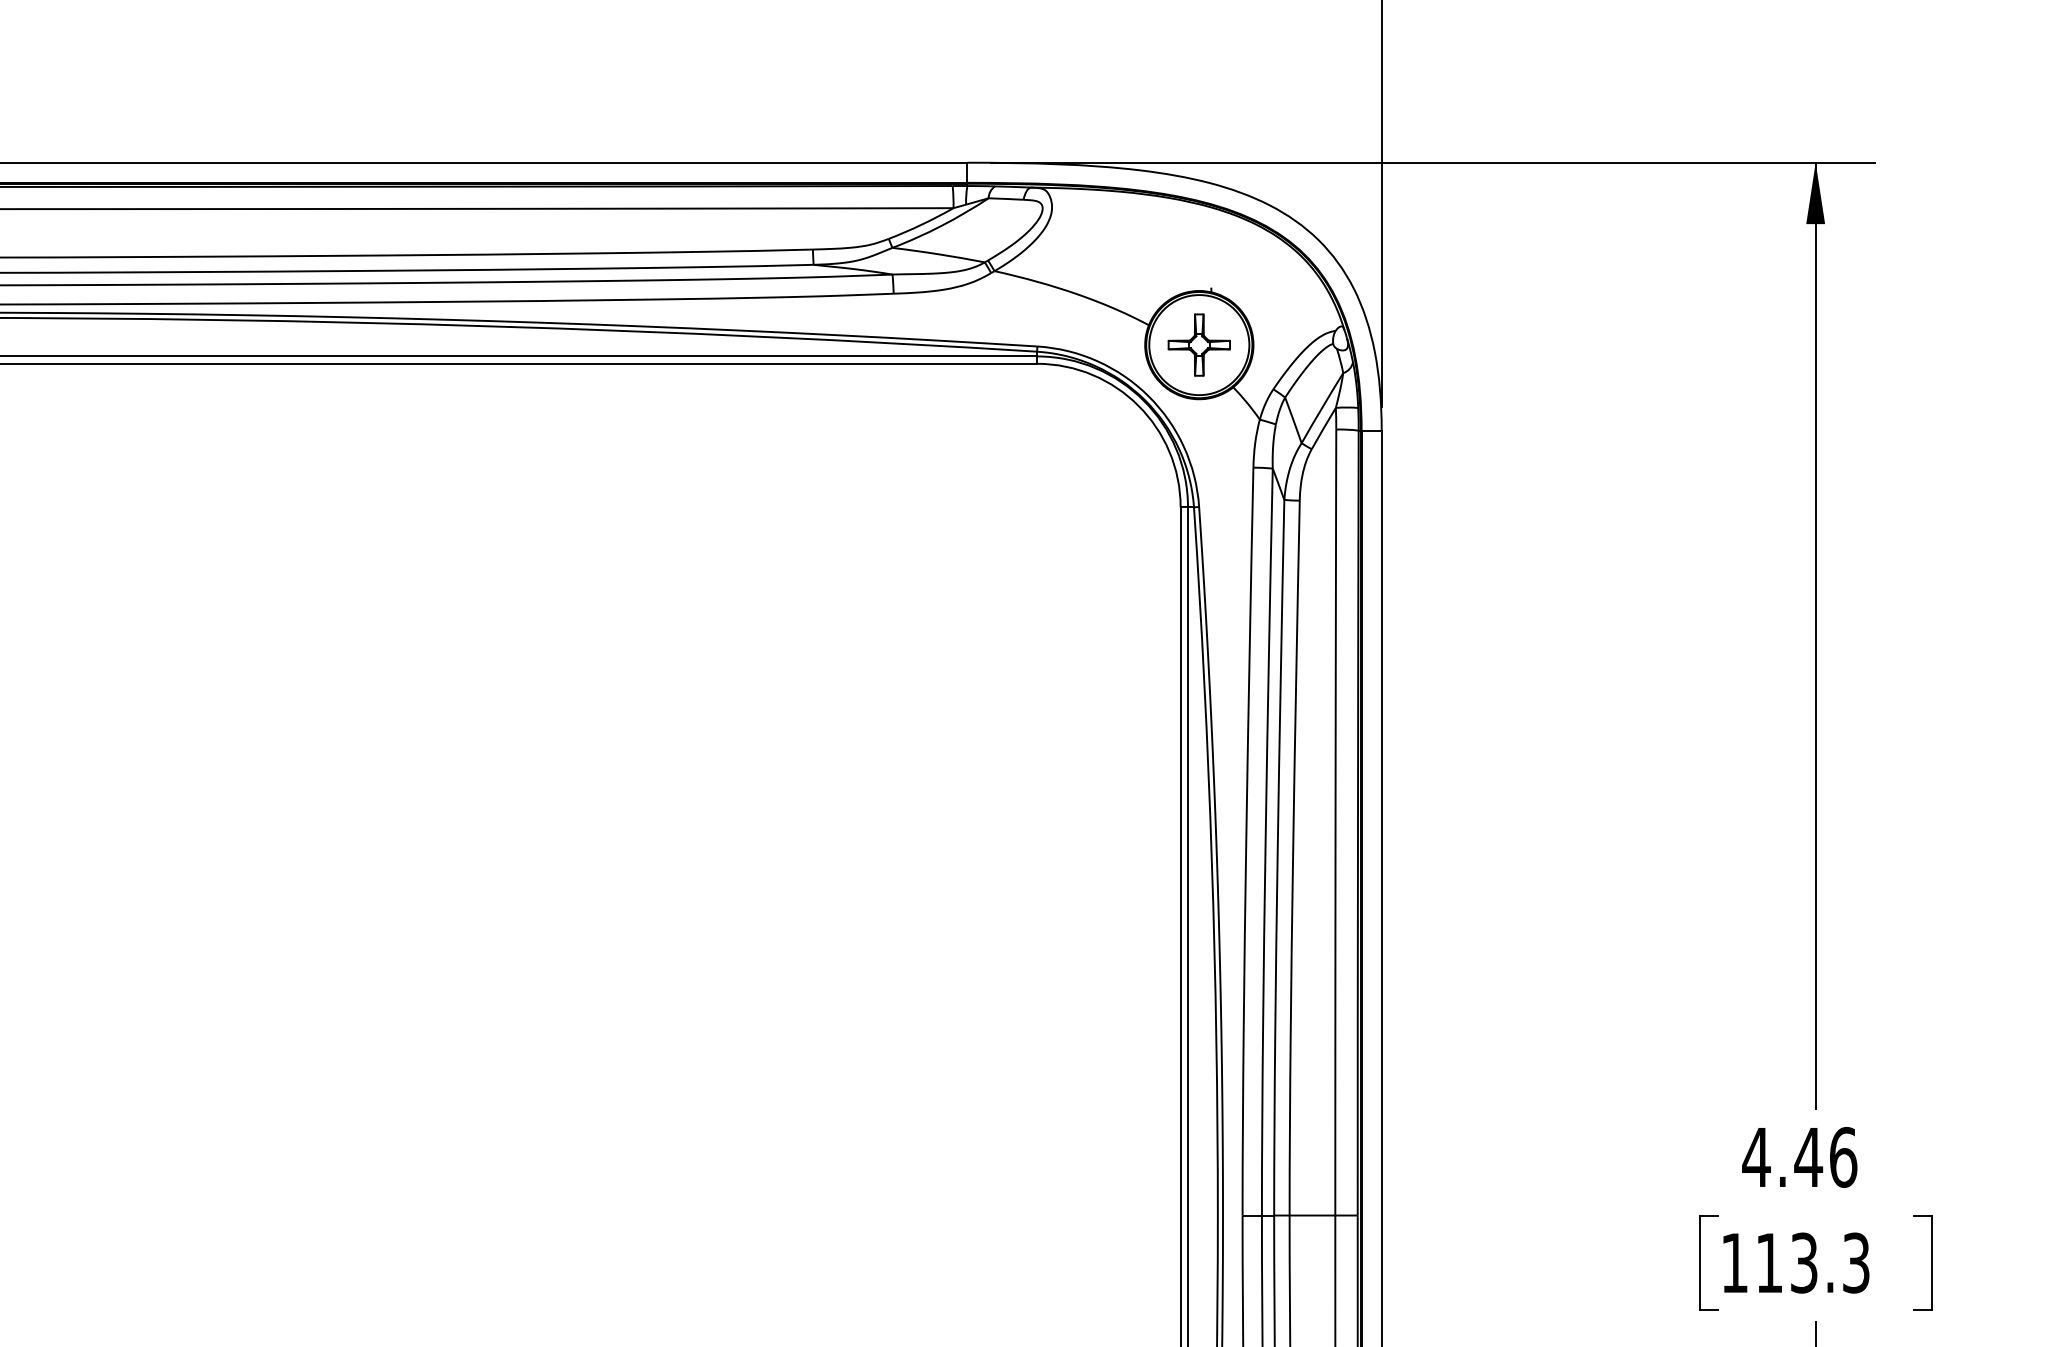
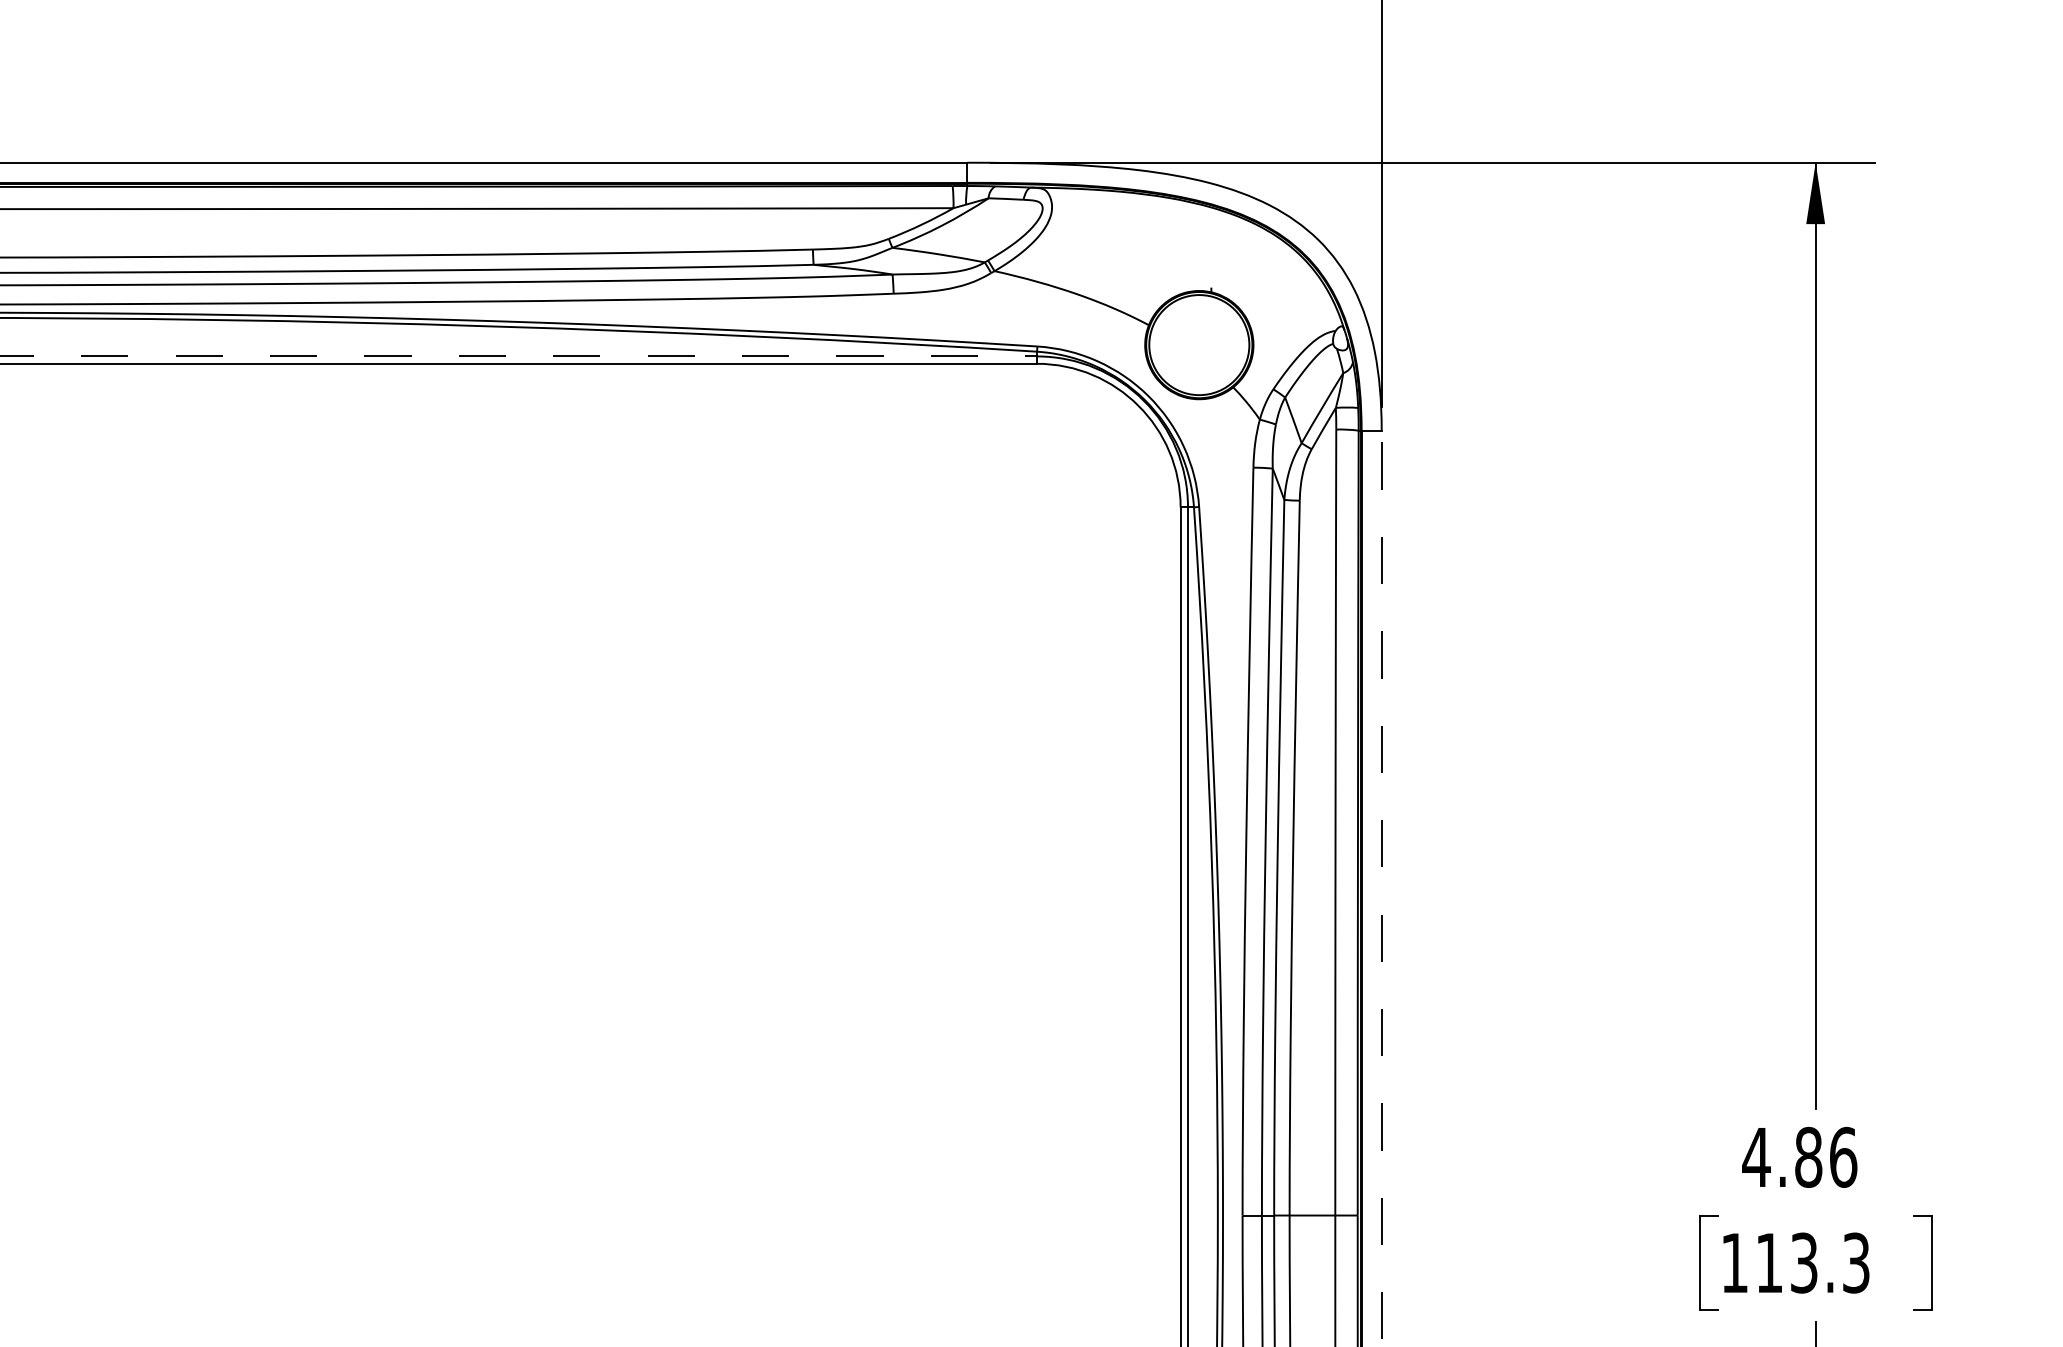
part: present -> none (1198, 344)
line: solid -> dashed (519, 356)
line: solid -> dashed (1381, 888)
text: 4.46 -> 4.86 (1808, 1156)
